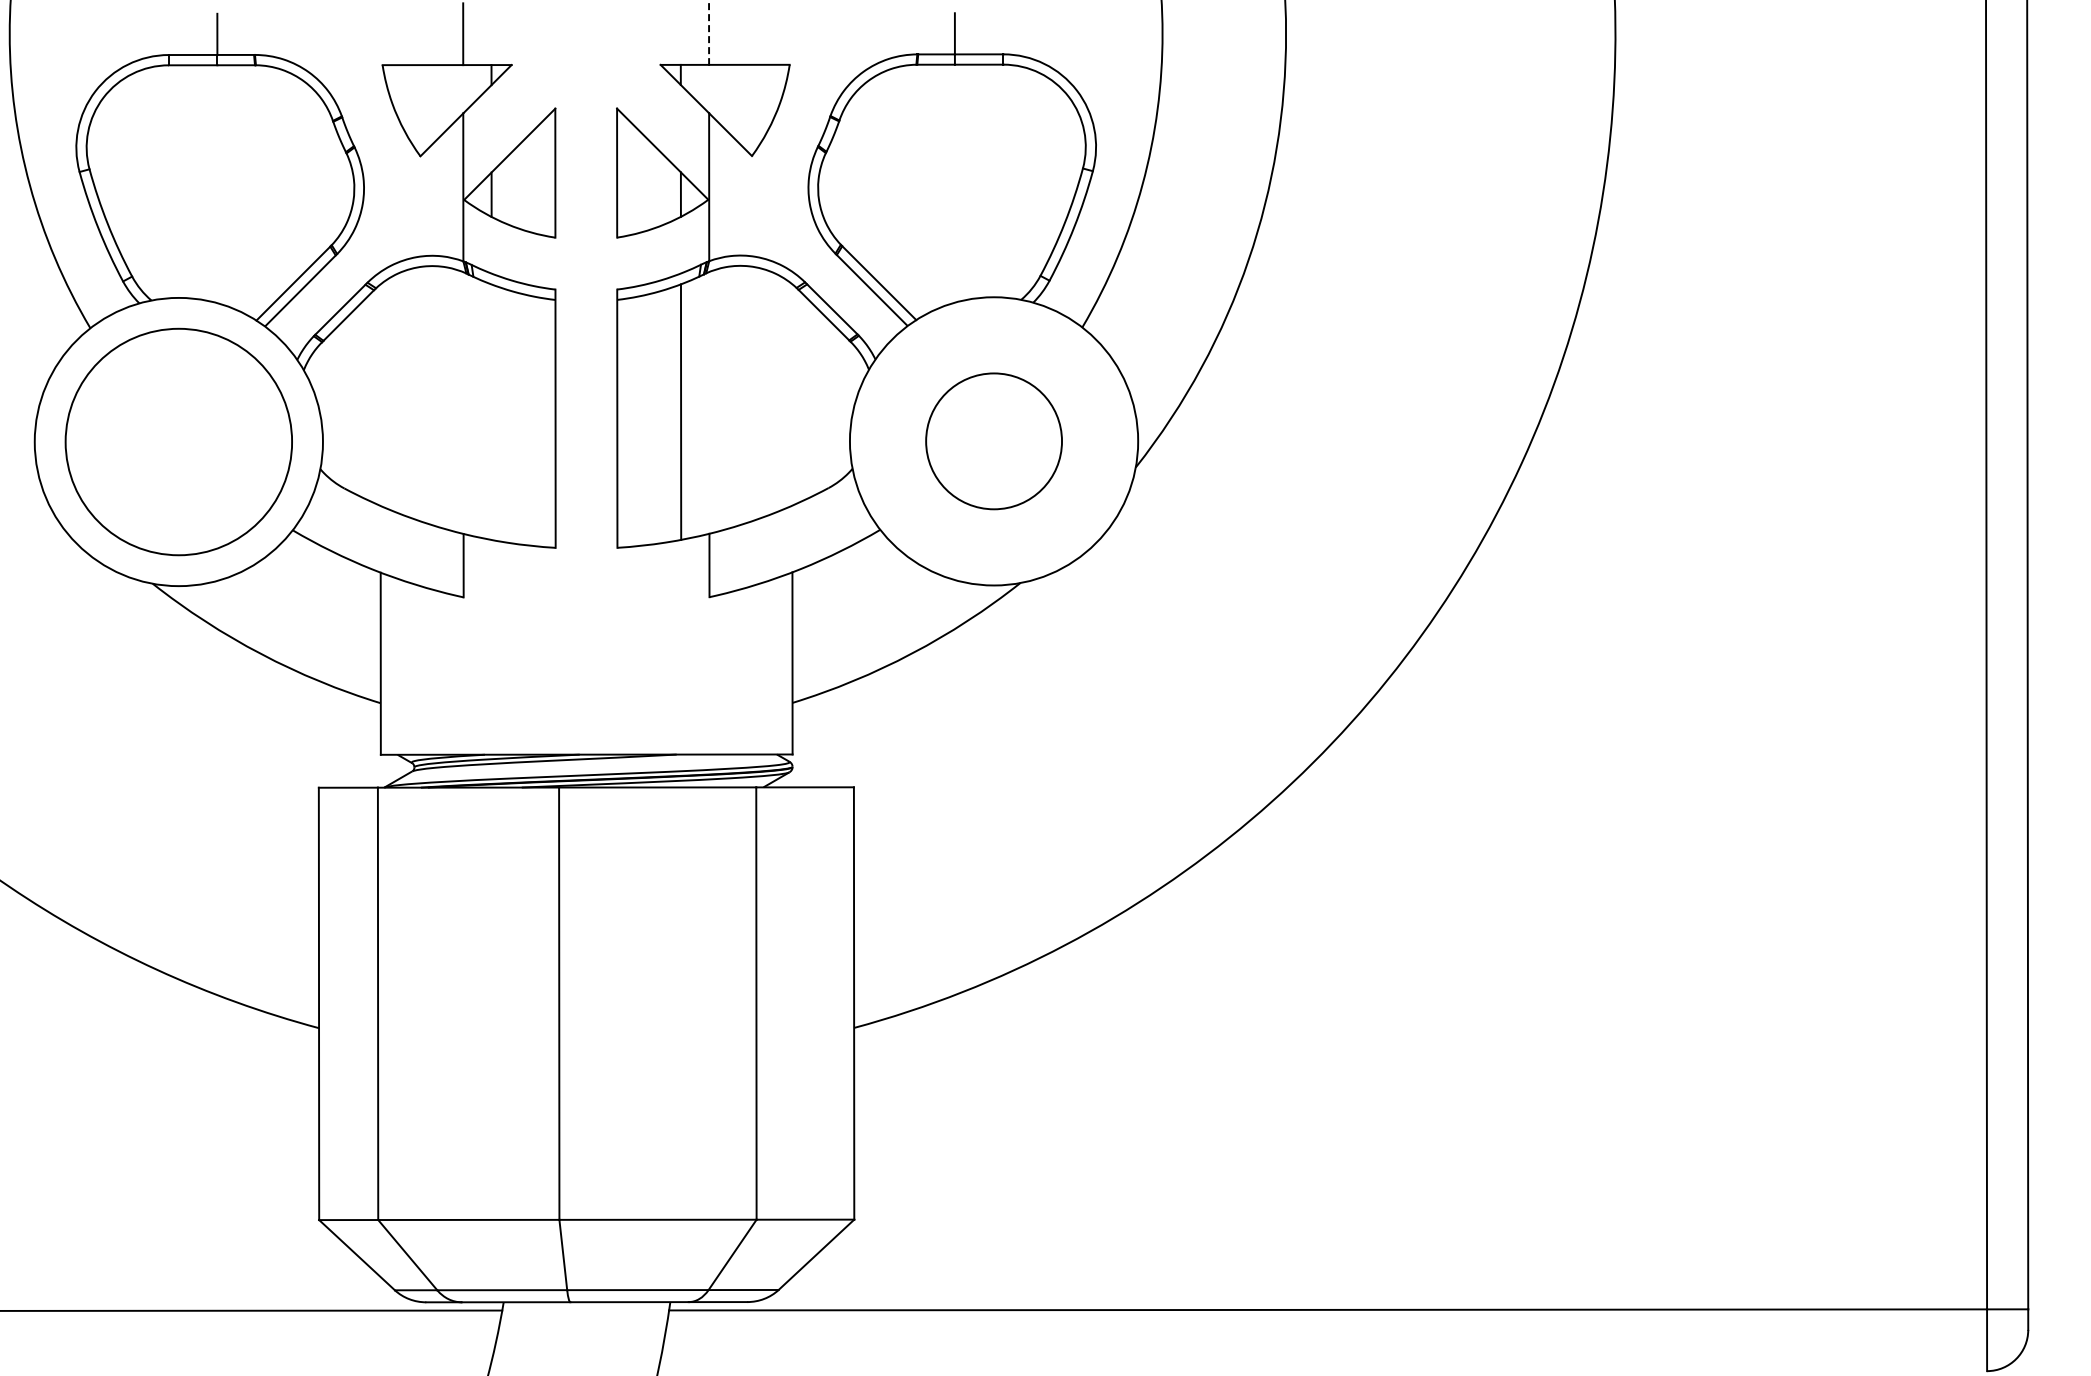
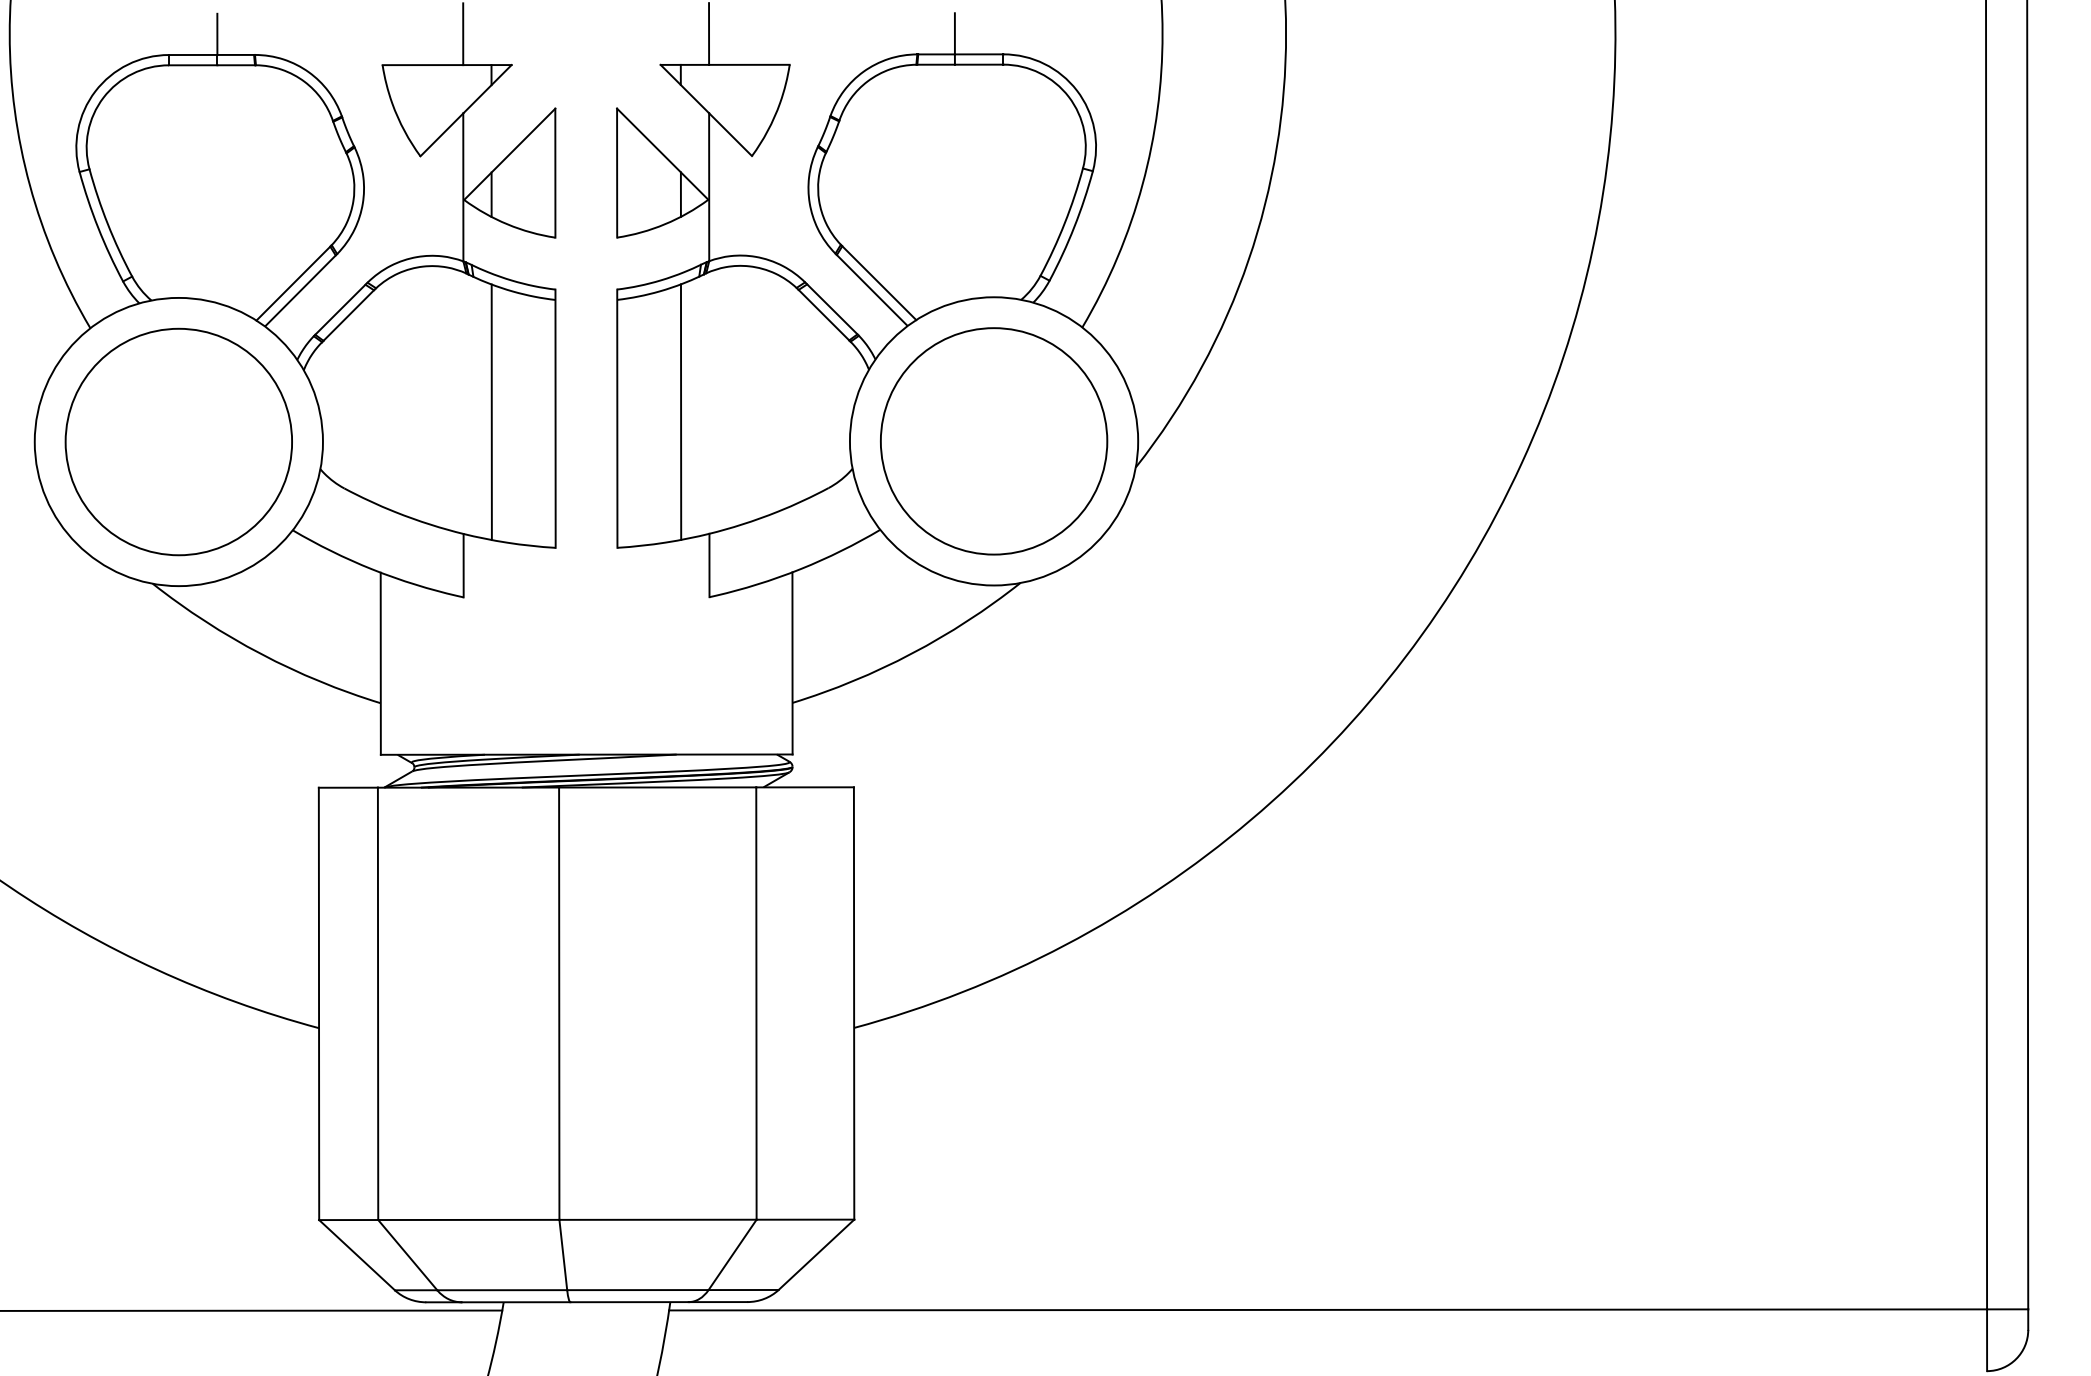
line: dashed -> solid (709, 34)
line: none -> present (491, 412)
circle diameter: 136 px -> 226 px (993, 441)
